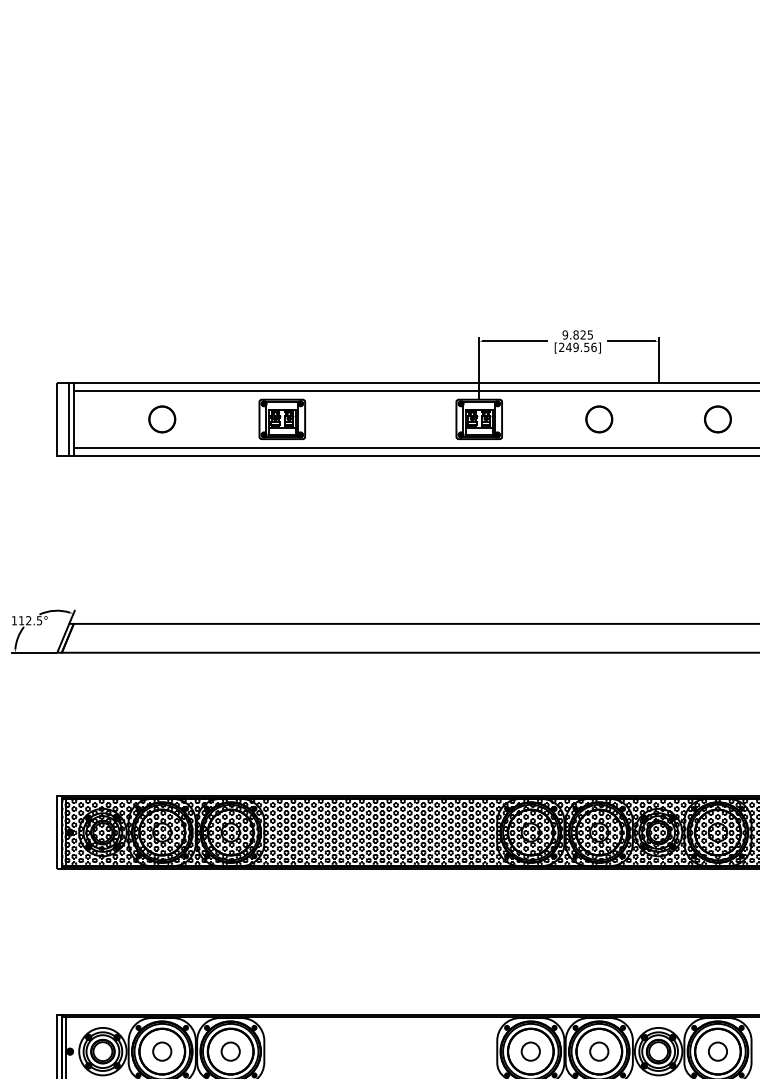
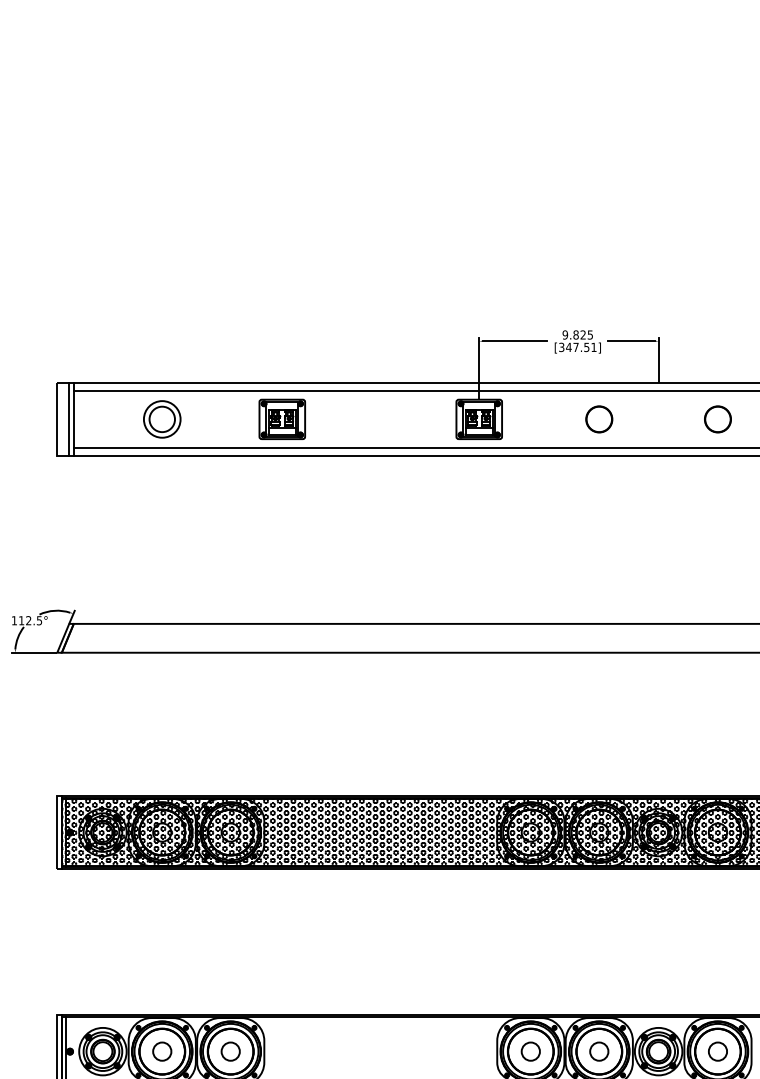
text: [249.56] -> [347.51] (577, 347)
circle diameter: 26 px -> 37 px (161, 419)
